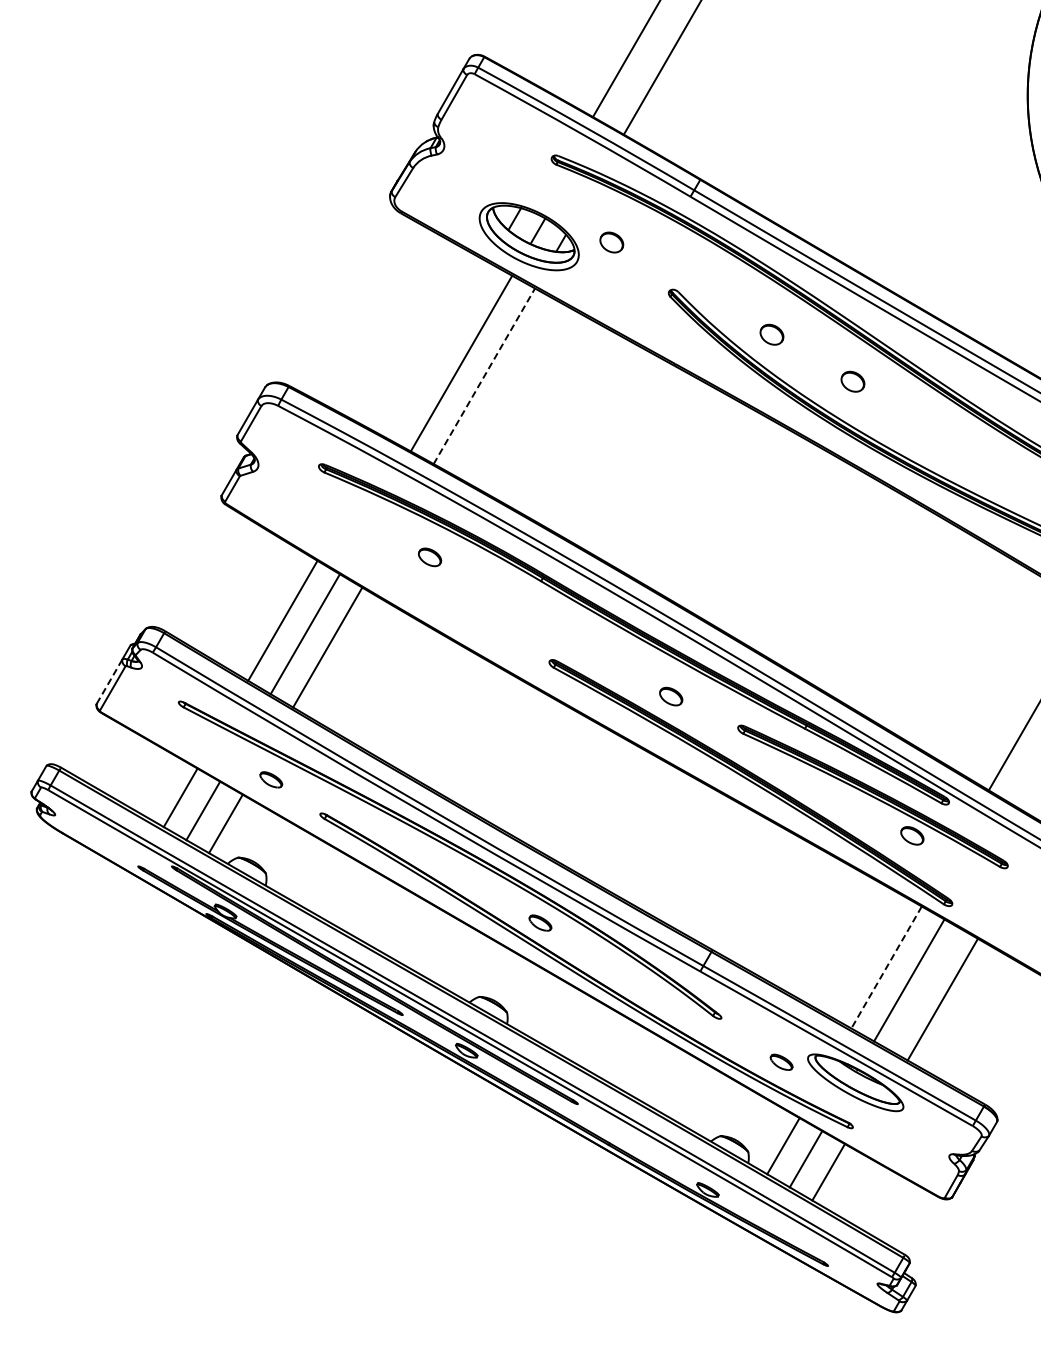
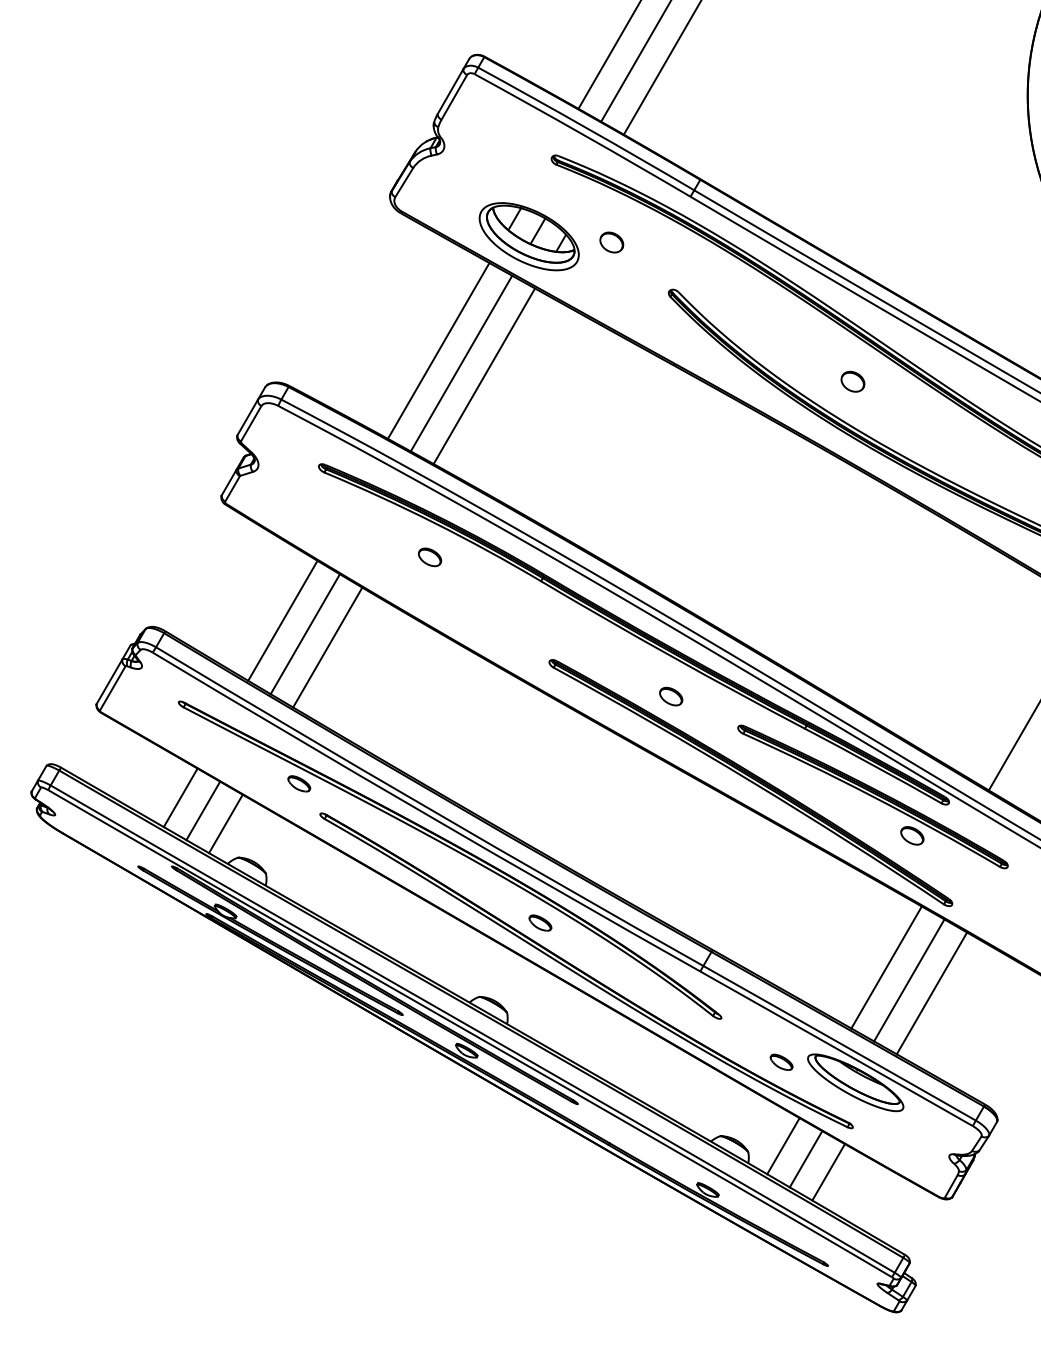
line: none -> present (609, 55)
line position: (626, 59) -> (635, 61) (635, 61)
part: present -> none (771, 334)
line: none -> present (438, 350)
line: dashed -> solid (484, 375)
line: dashed -> solid (109, 681)
part position: (271, 779) -> (299, 783) (299, 783)
line: dashed -> solid (886, 968)
line position: (942, 999) -> (931, 993) (931, 993)
